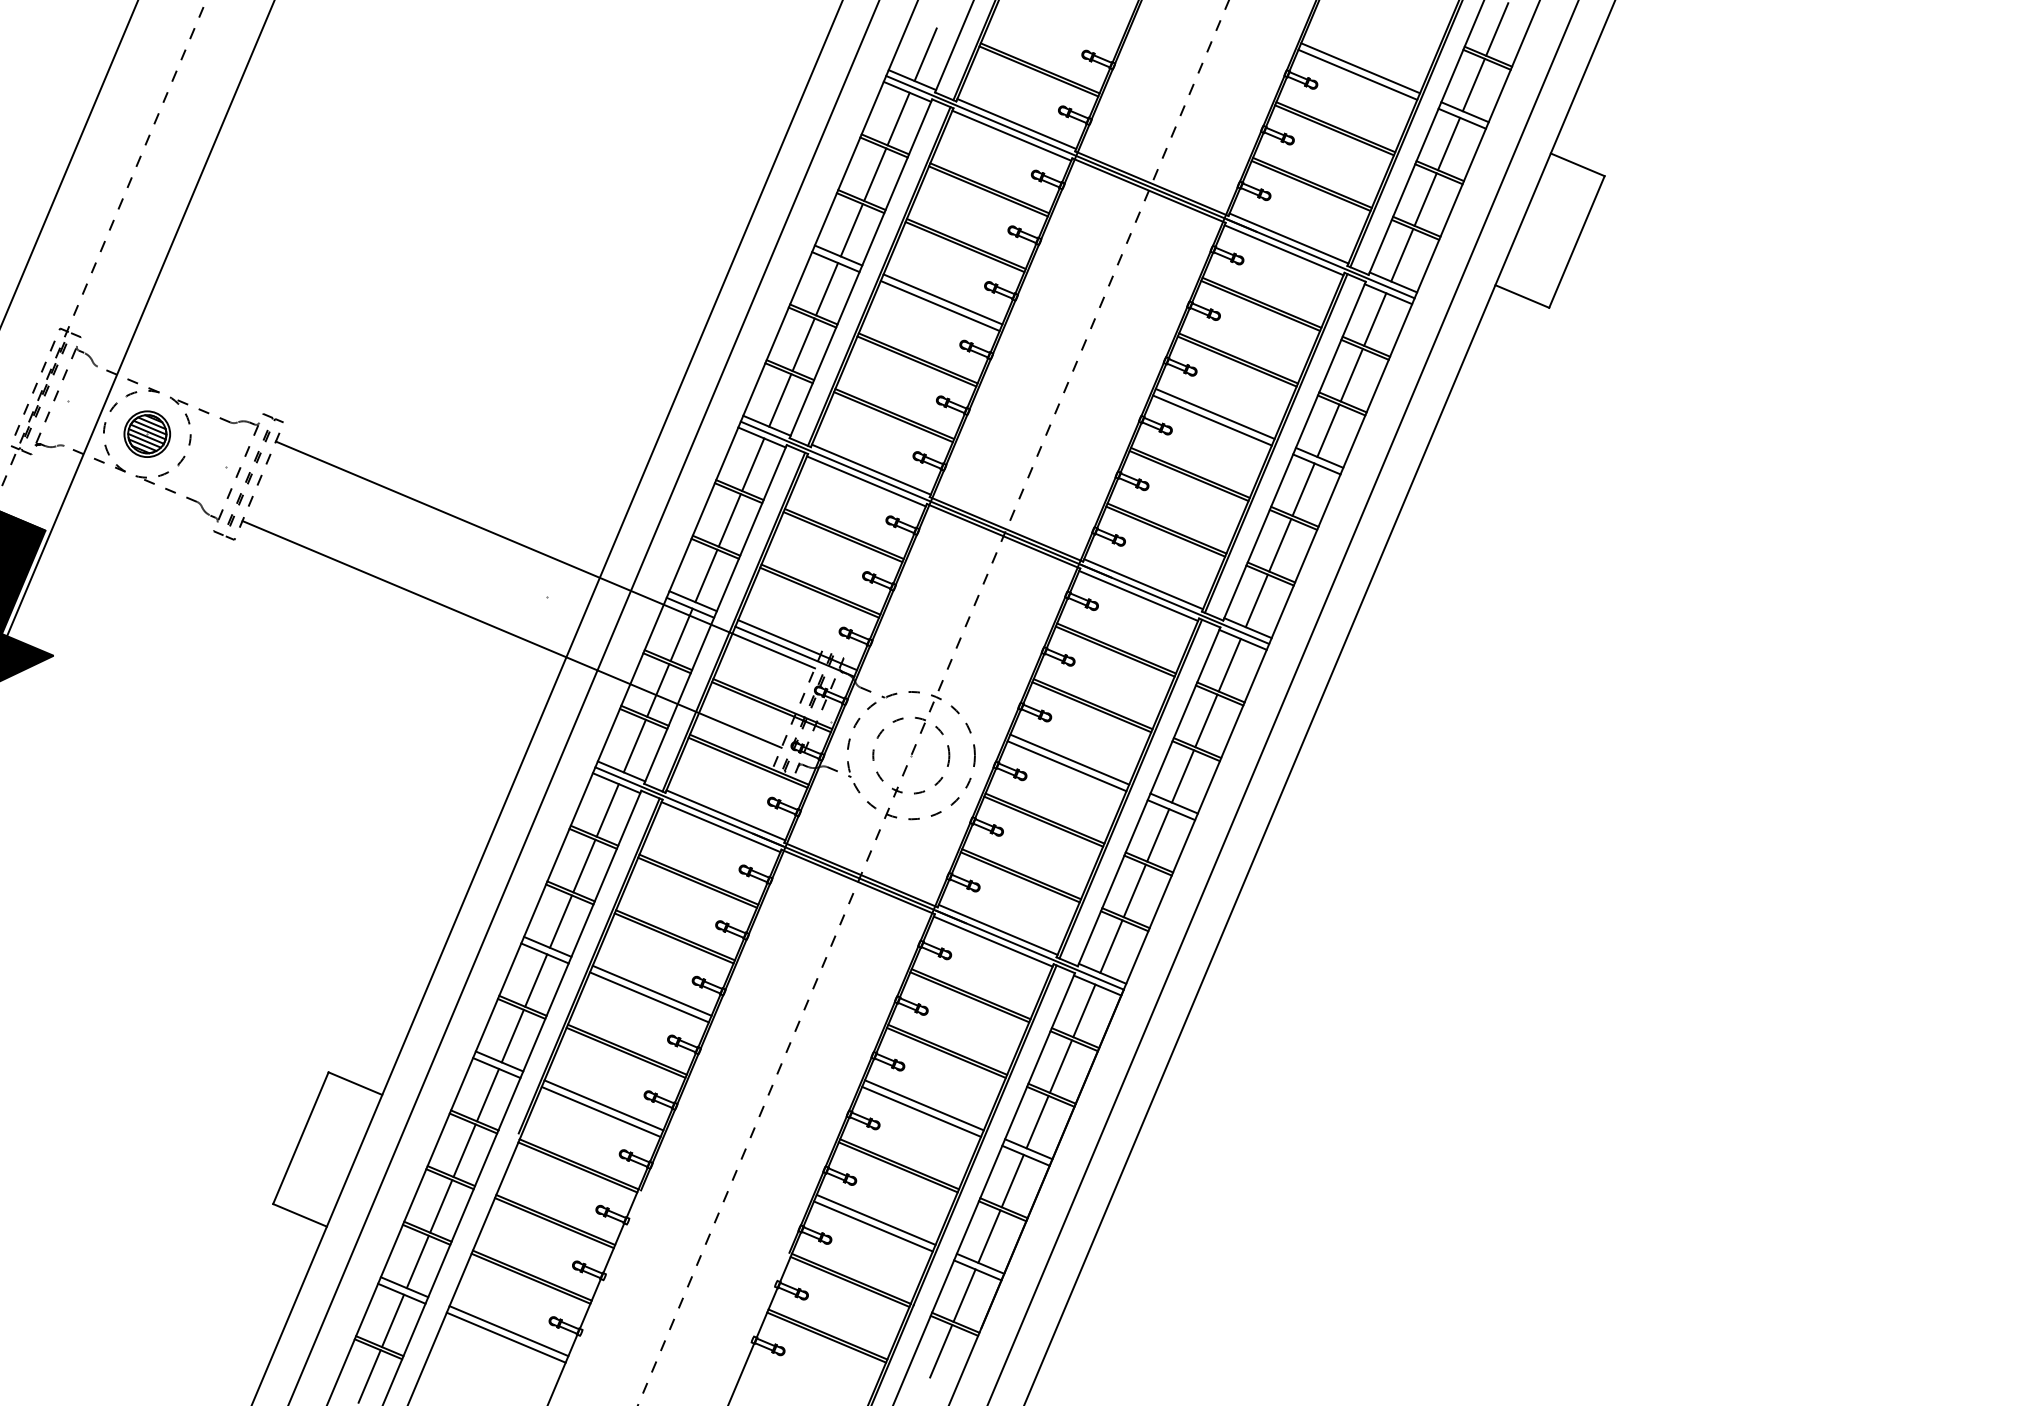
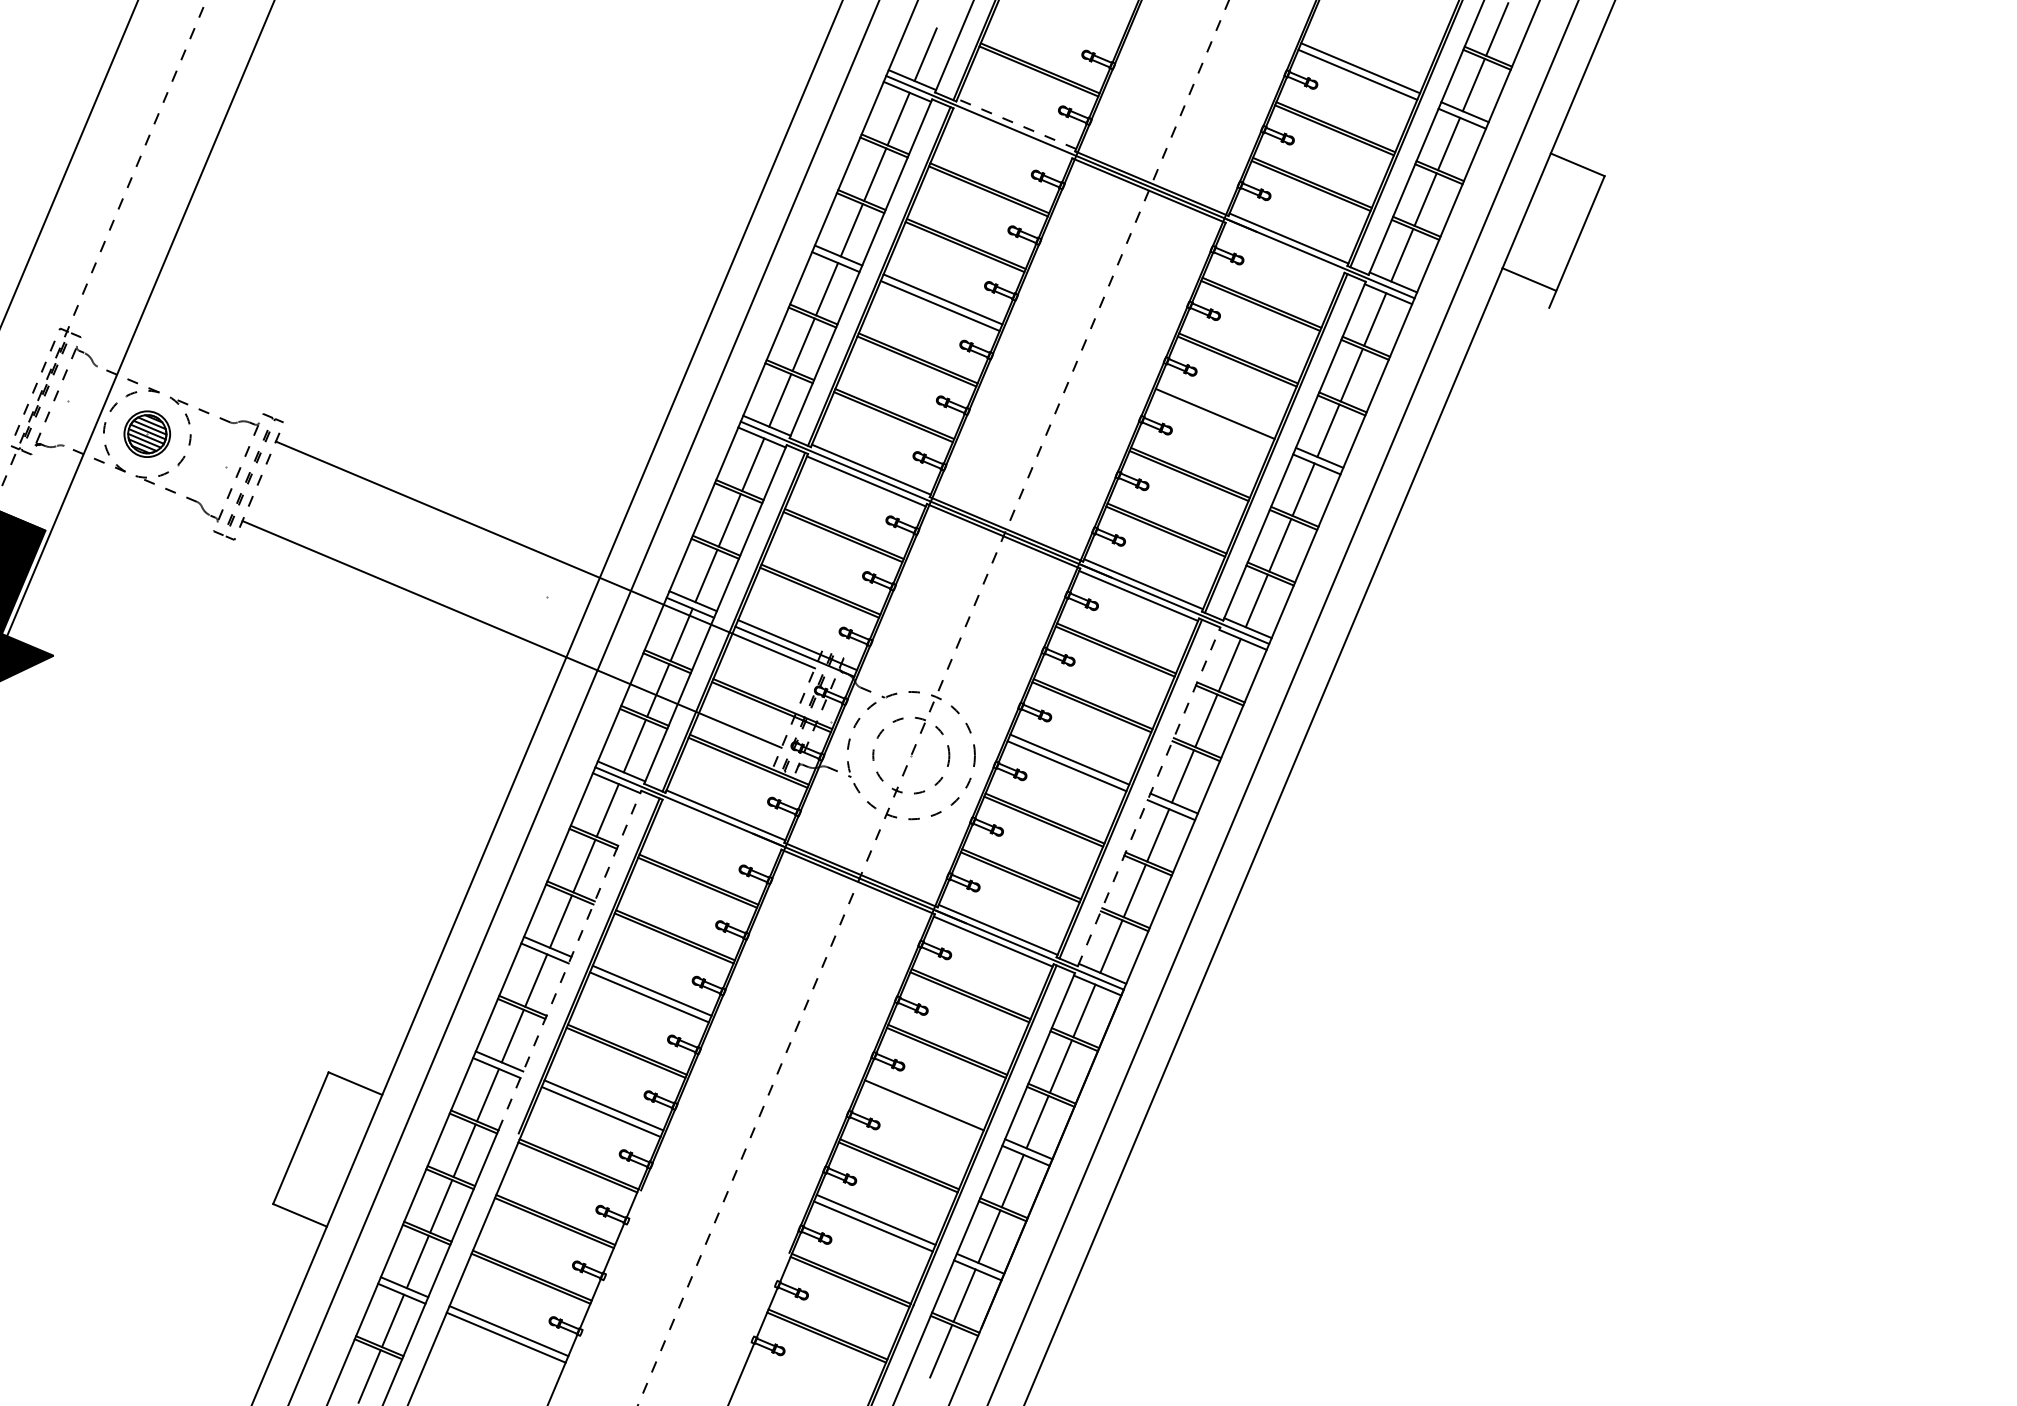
line: solid -> dashed (1016, 123)
line: present -> none (1011, 135)
line: present -> none (1283, 250)
line position: (1522, 296) -> (1529, 279) (1529, 279)
line: present -> none (1212, 420)
line: solid -> dashed (1149, 796)
line: present -> none (720, 827)
line: solid -> dashed (570, 960)
line: present -> none (921, 1111)
